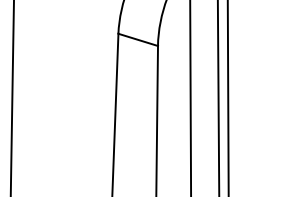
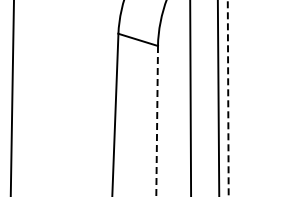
line: solid -> dashed (228, 99)
line: solid -> dashed (157, 121)
